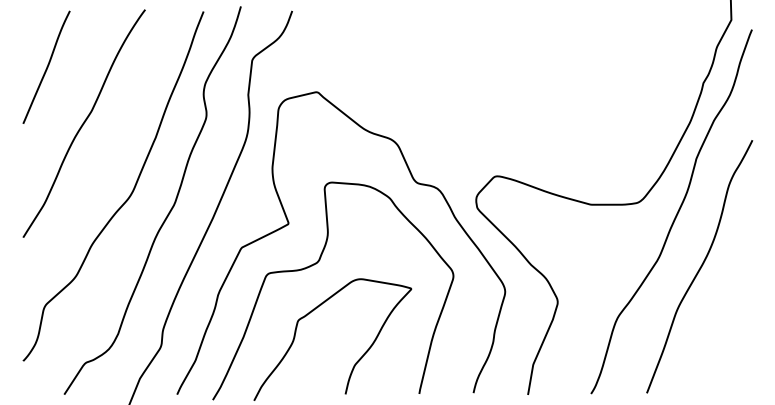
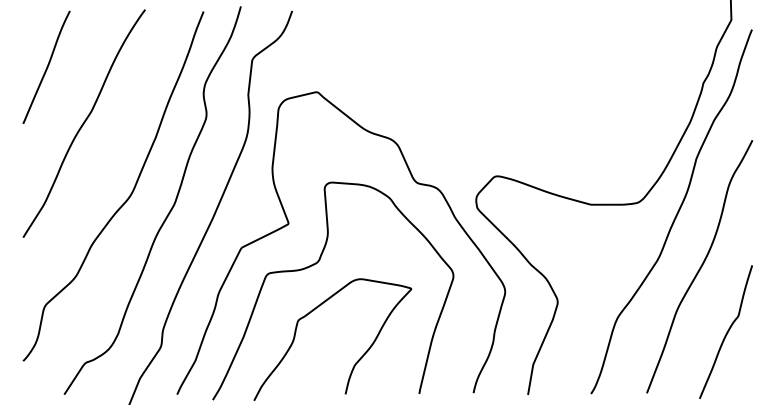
curve: none -> present (726, 332)
